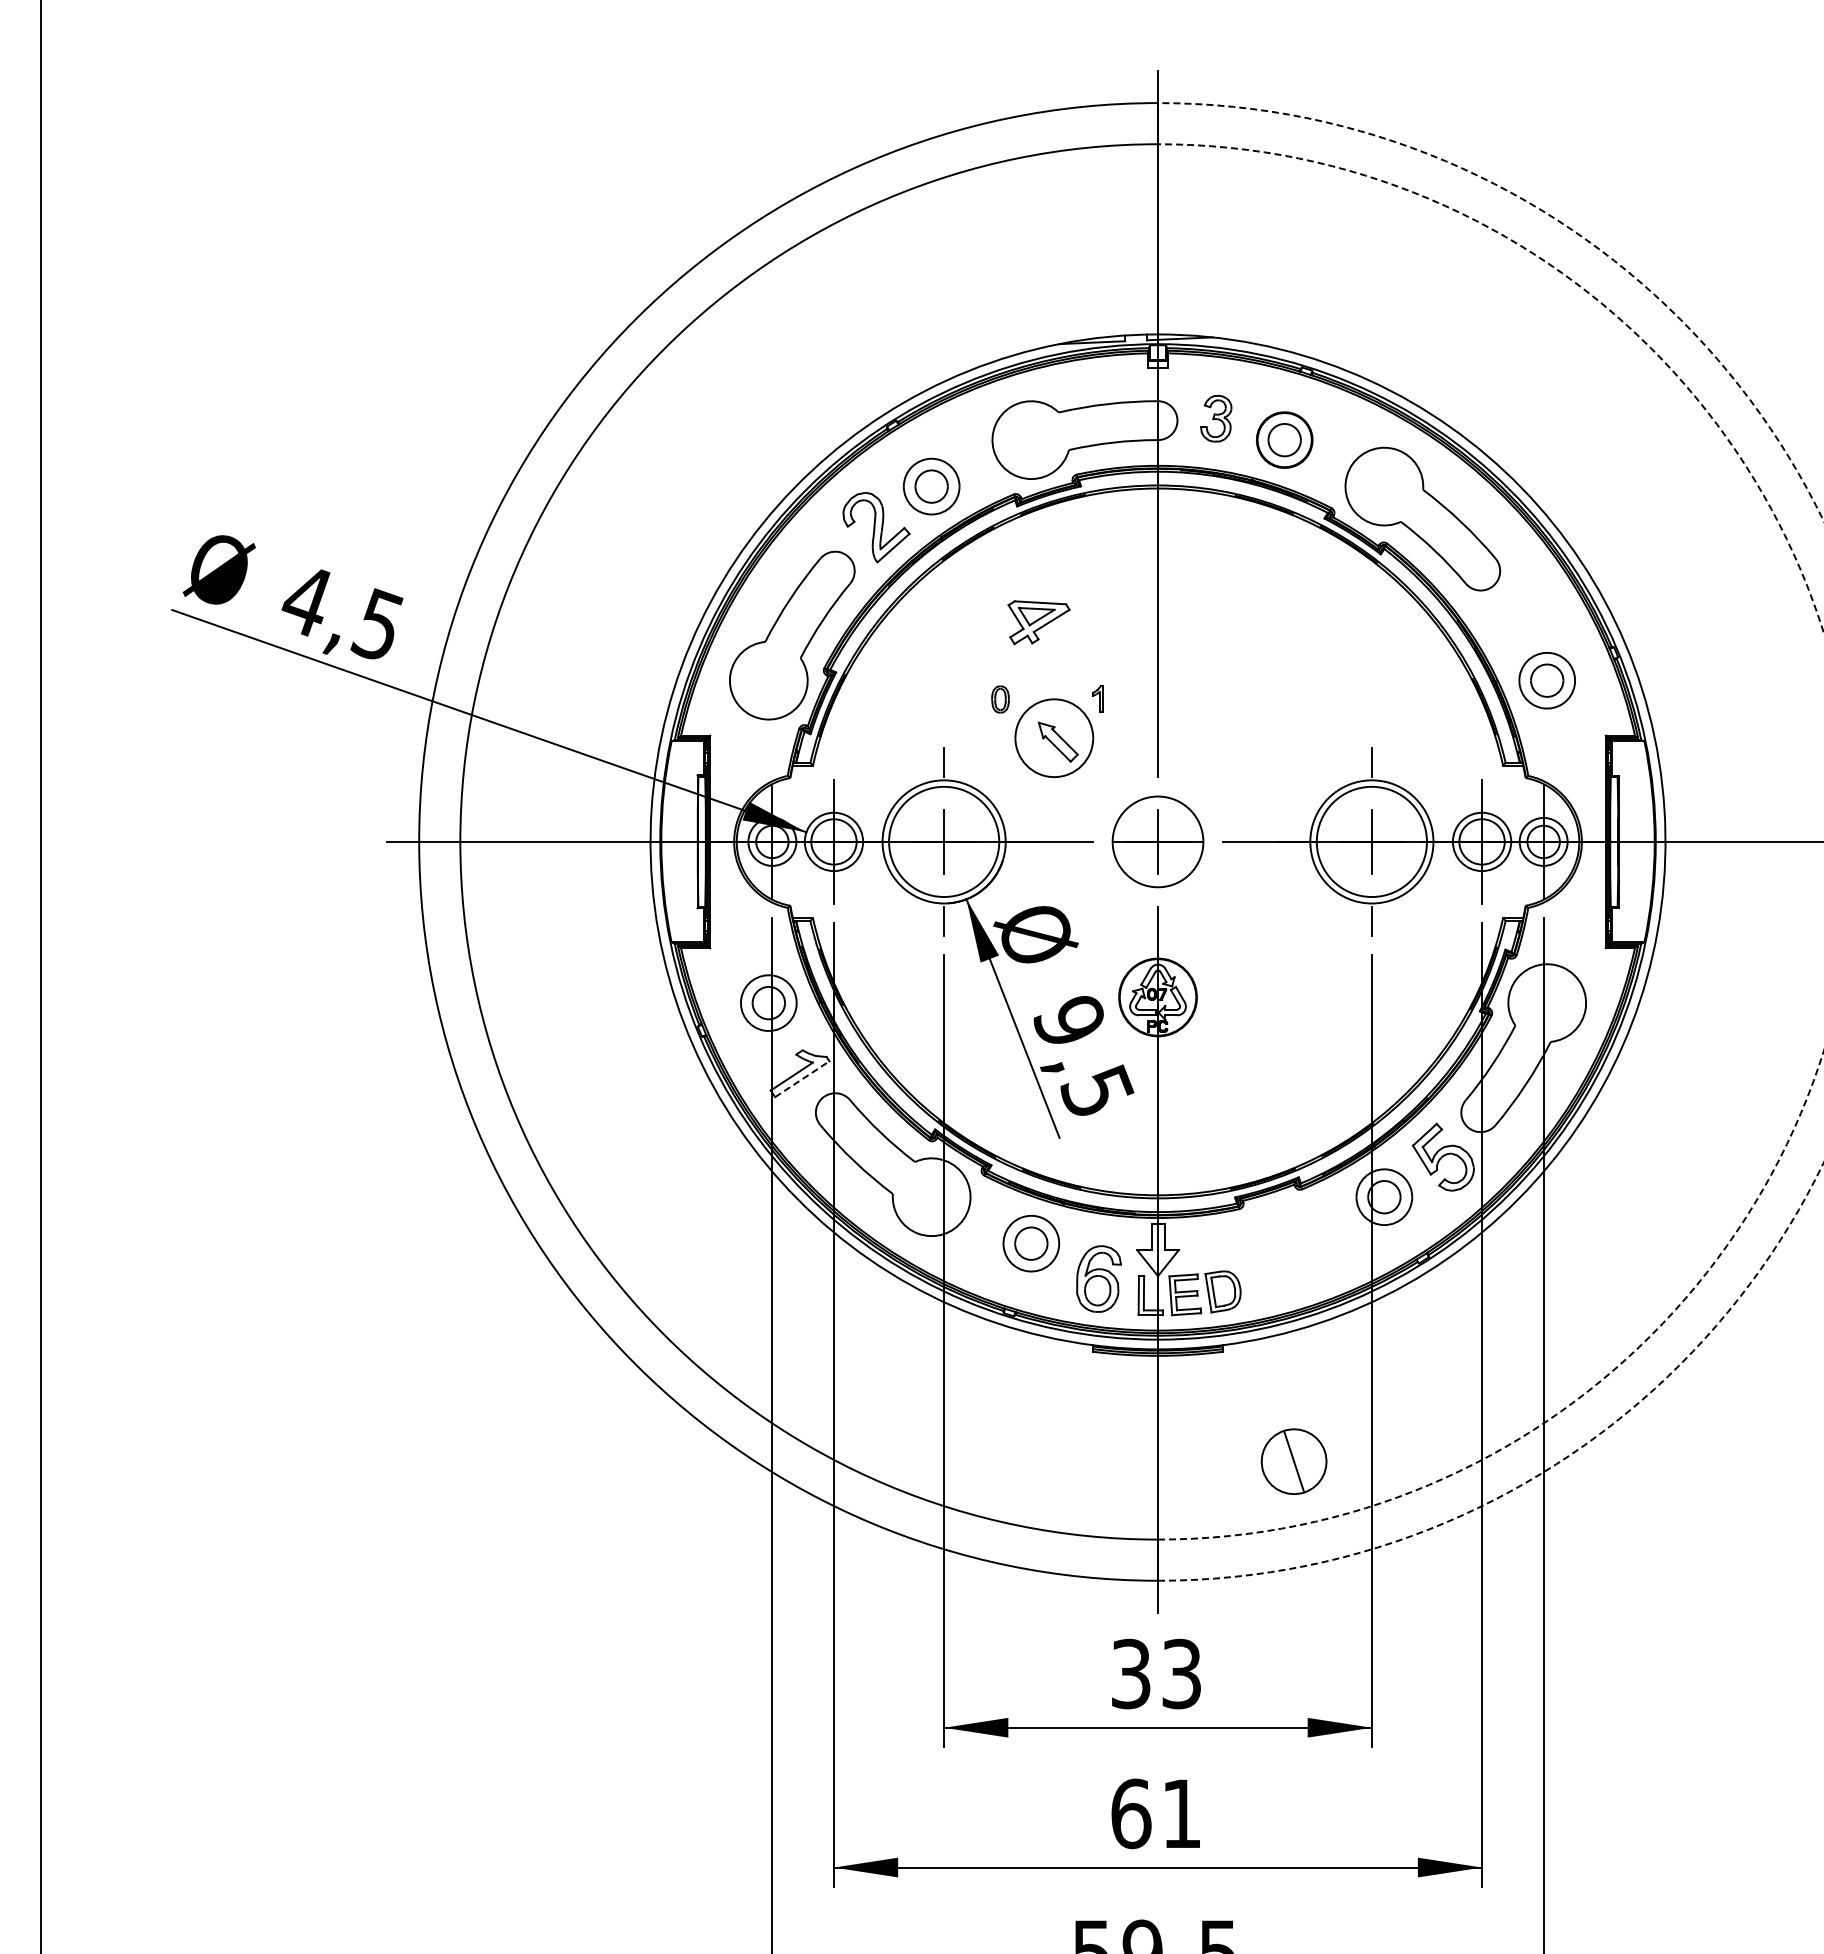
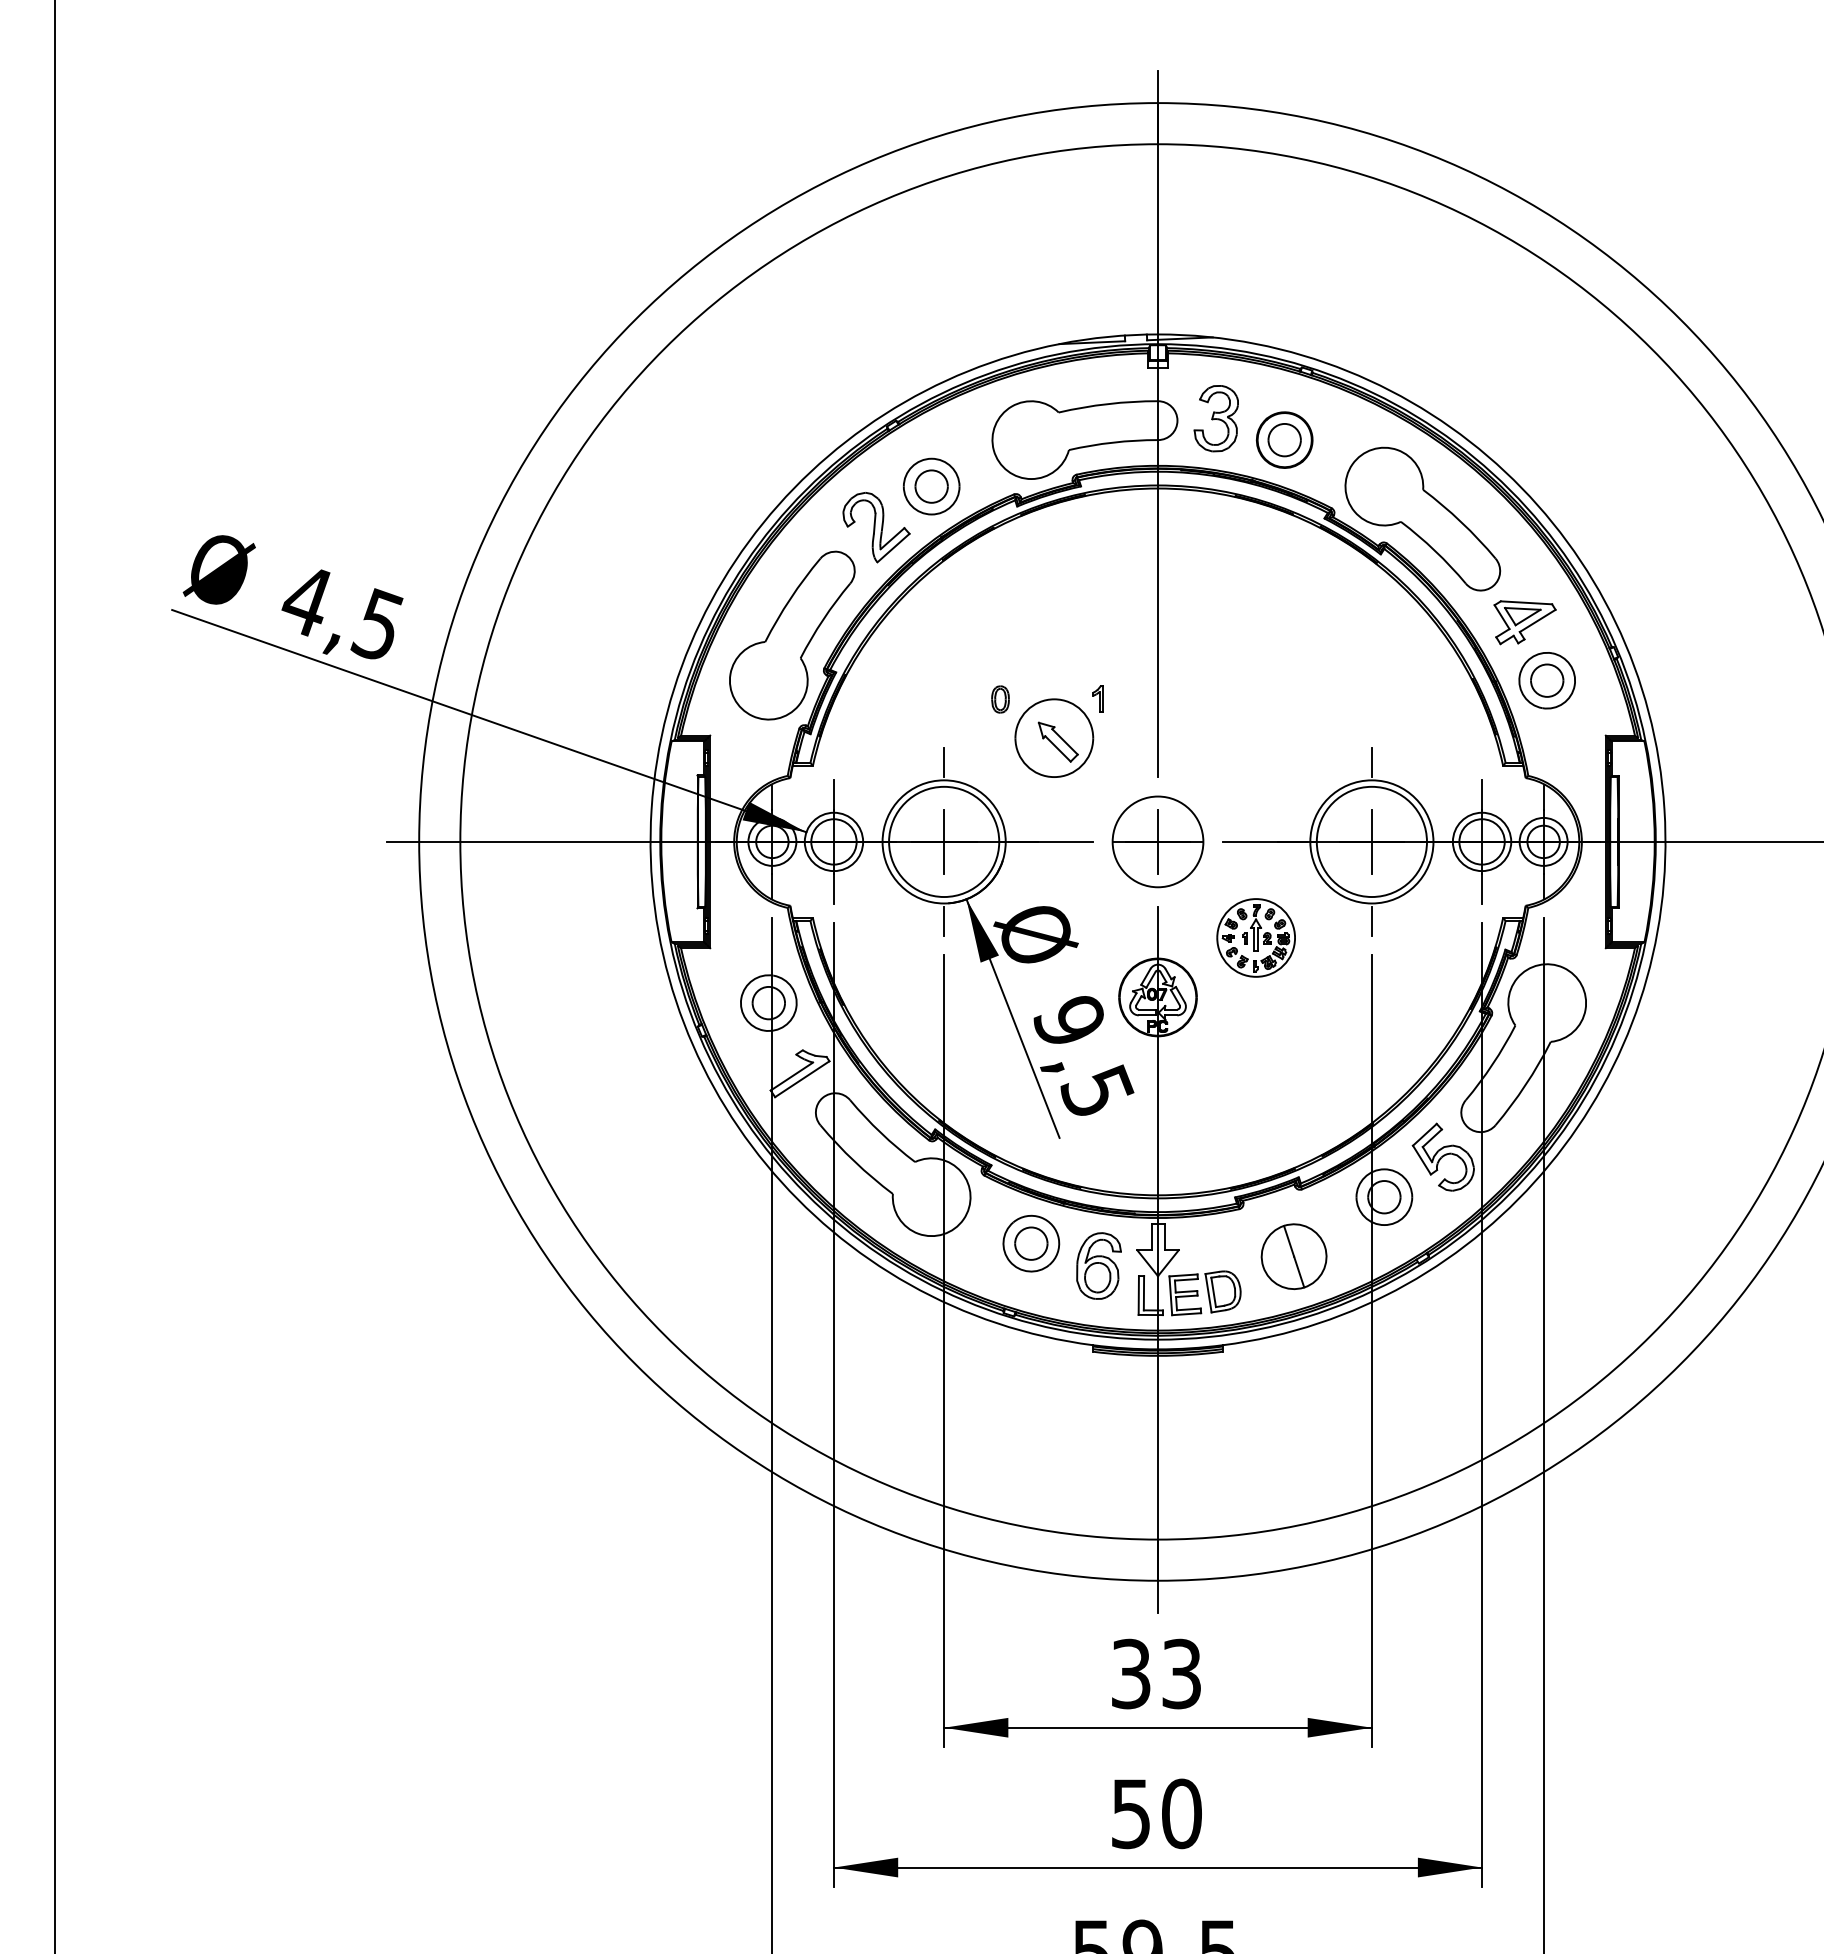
part size: 33x48 px -> 46x68 px (1215, 418)
arc: dashed -> solid (1823, 520)
part position: (1038, 622) -> (1524, 622) (1524, 622)
arc: dashed -> solid (1823, 632)
part: none -> present (1255, 937)
line position: (40, 976) -> (54, 976) (54, 976)
line: dashed -> solid (802, 1079)
part position: (1098, 1278) -> (1098, 1265) (1098, 1265)
part position: (1293, 1461) -> (1293, 1256) (1293, 1256)
text: 61 -> 50 (1156, 1813)
